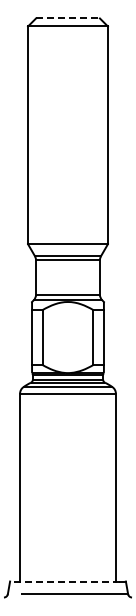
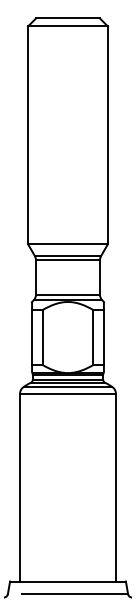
line: dashed -> solid (67, 18)
line: dashed -> solid (65, 581)
